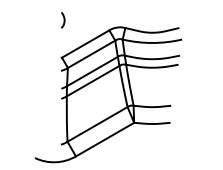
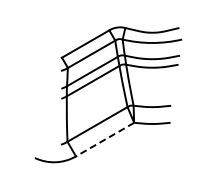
curve: present -> none (63, 20)
line: solid -> dashed (105, 139)
